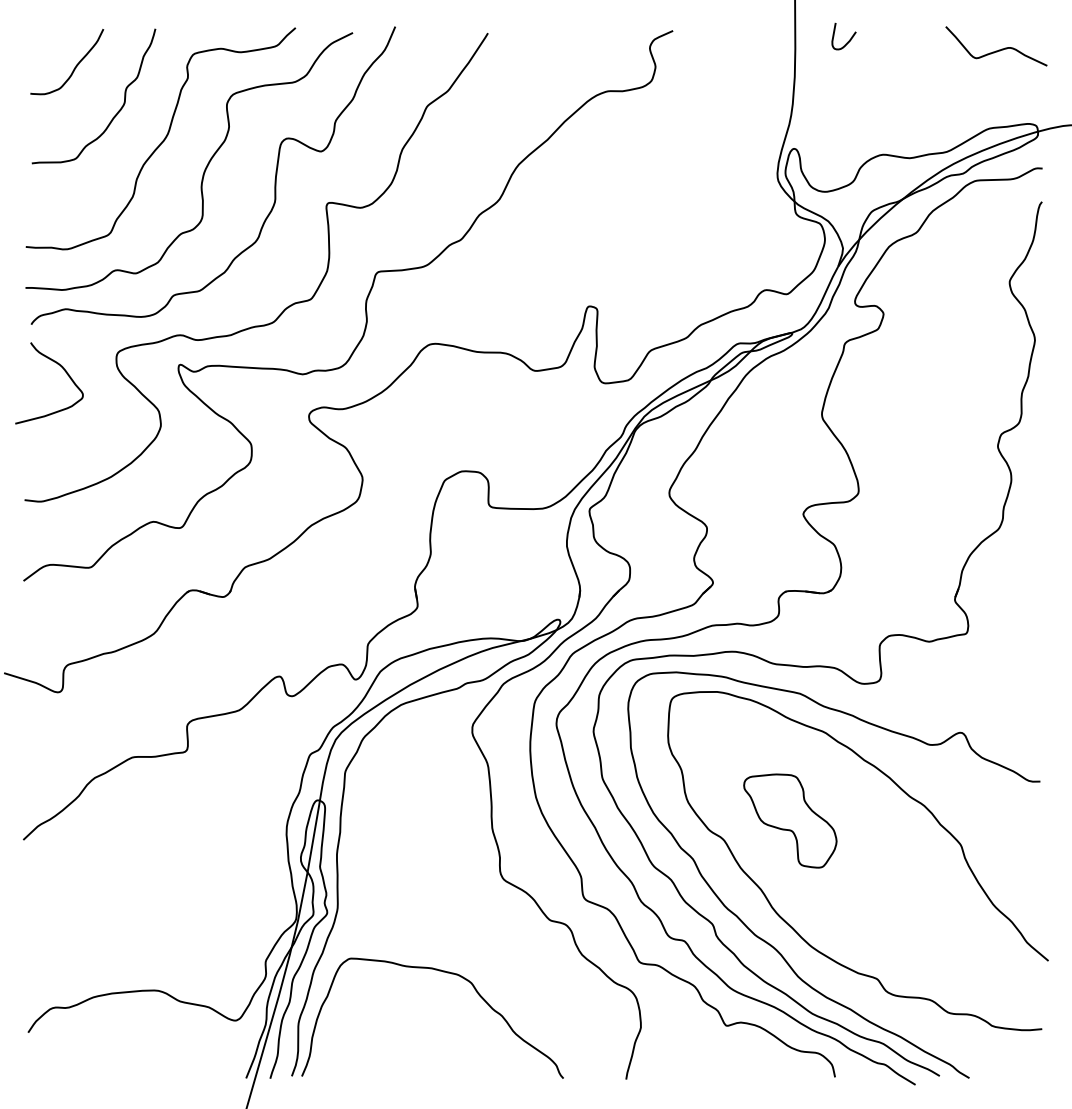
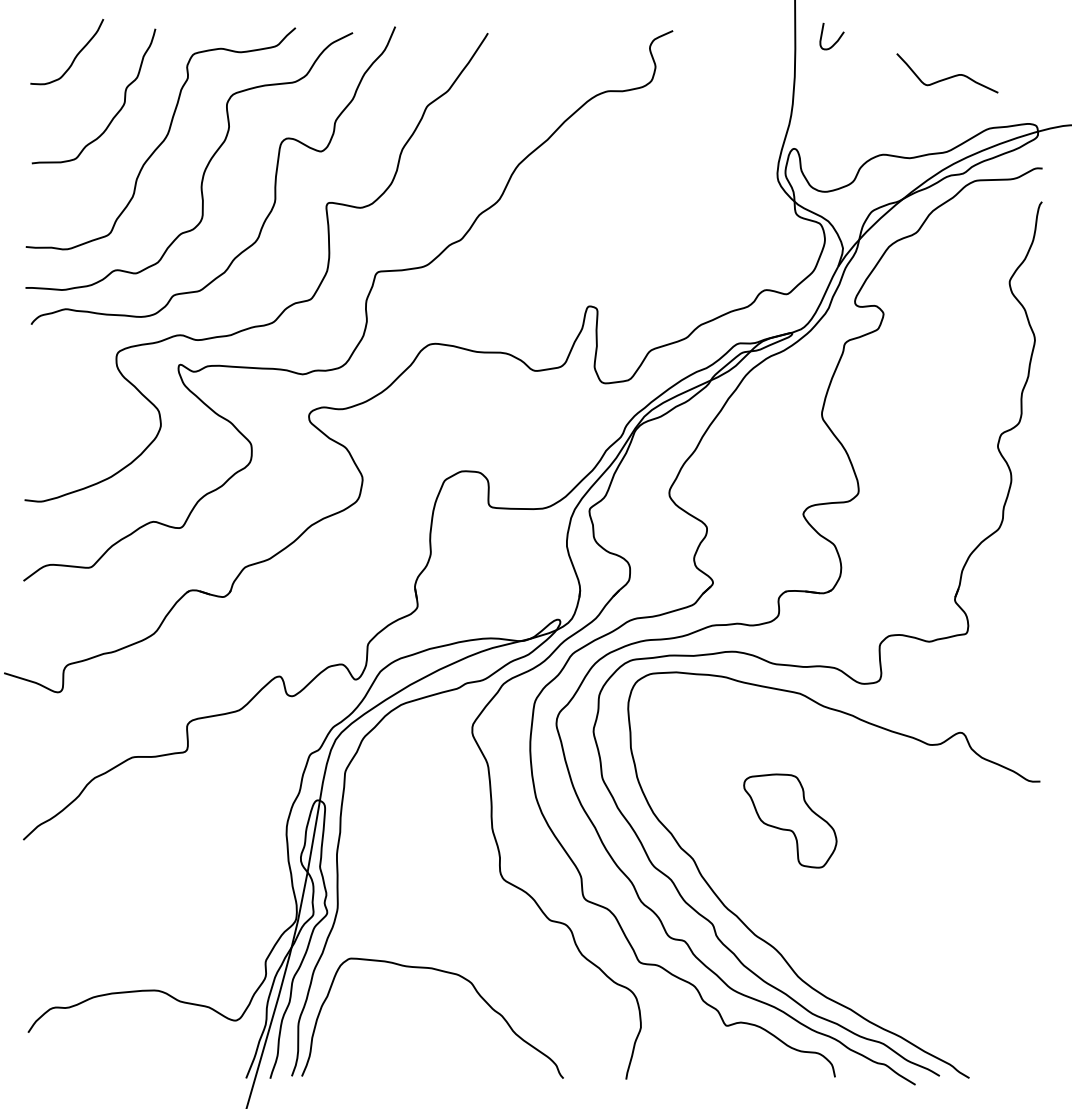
curve position: (848, 40) -> (836, 40) (836, 40)
curve position: (998, 49) -> (949, 76) (949, 76)
curve position: (73, 68) -> (73, 58) (73, 58)
curve: present -> none (64, 371)
curve: present -> none (910, 798)
